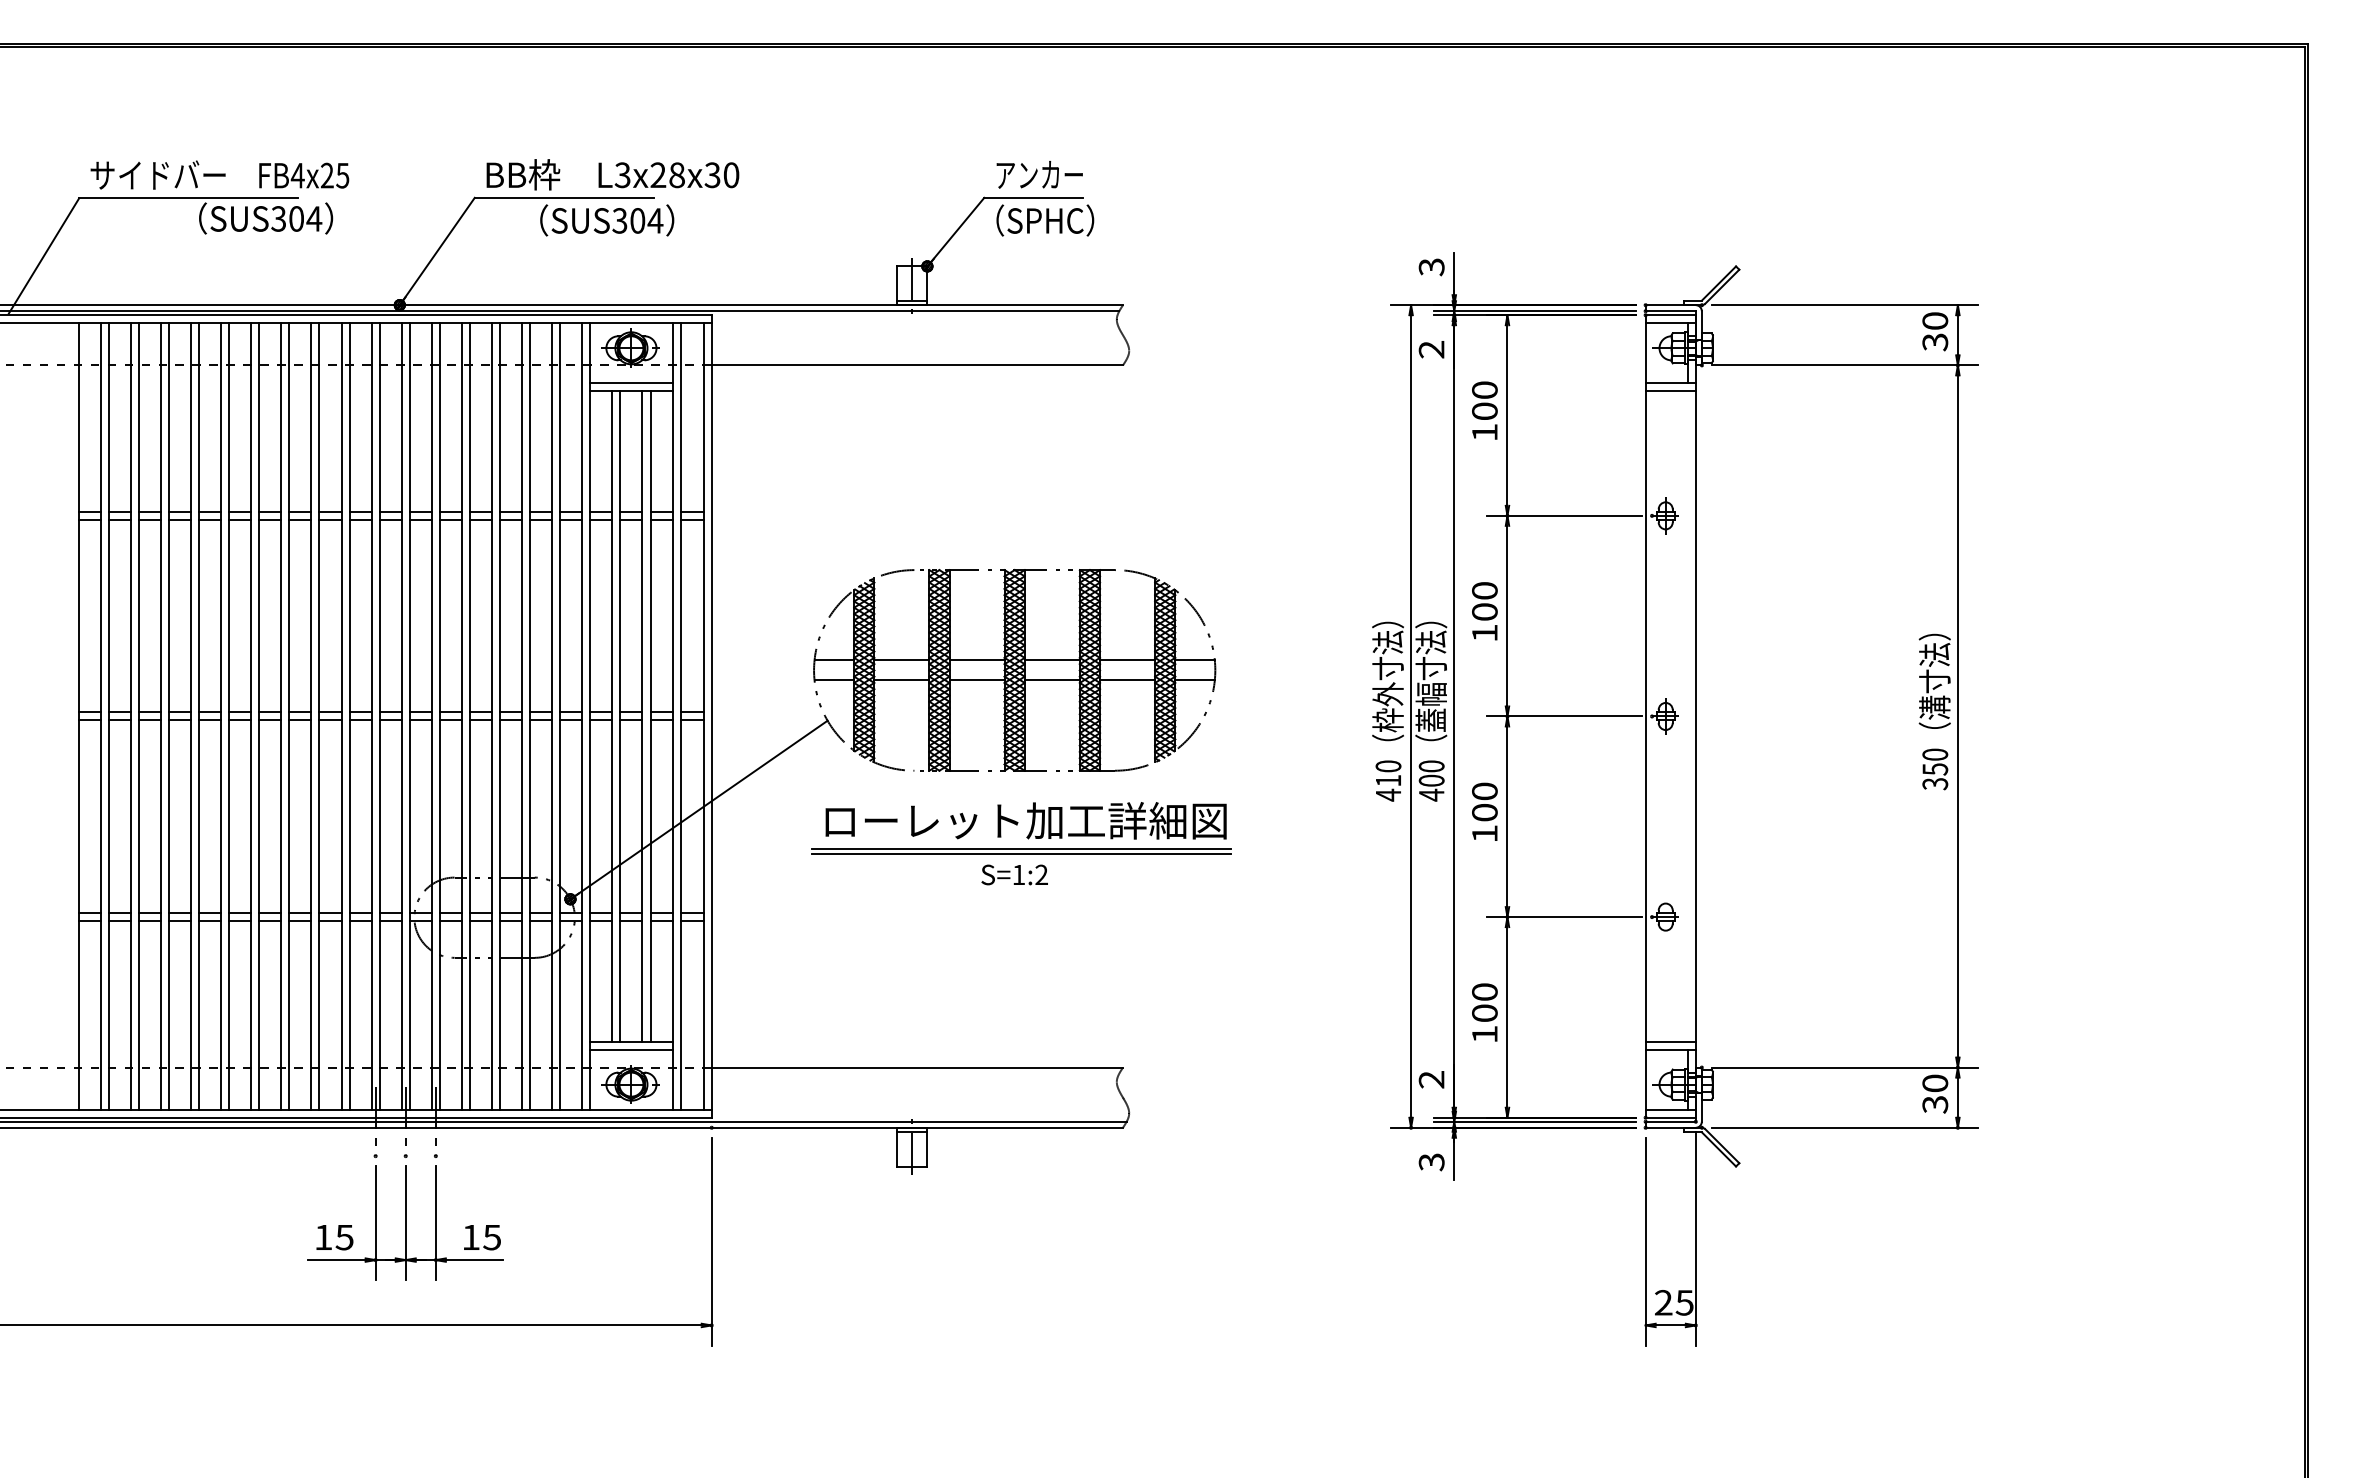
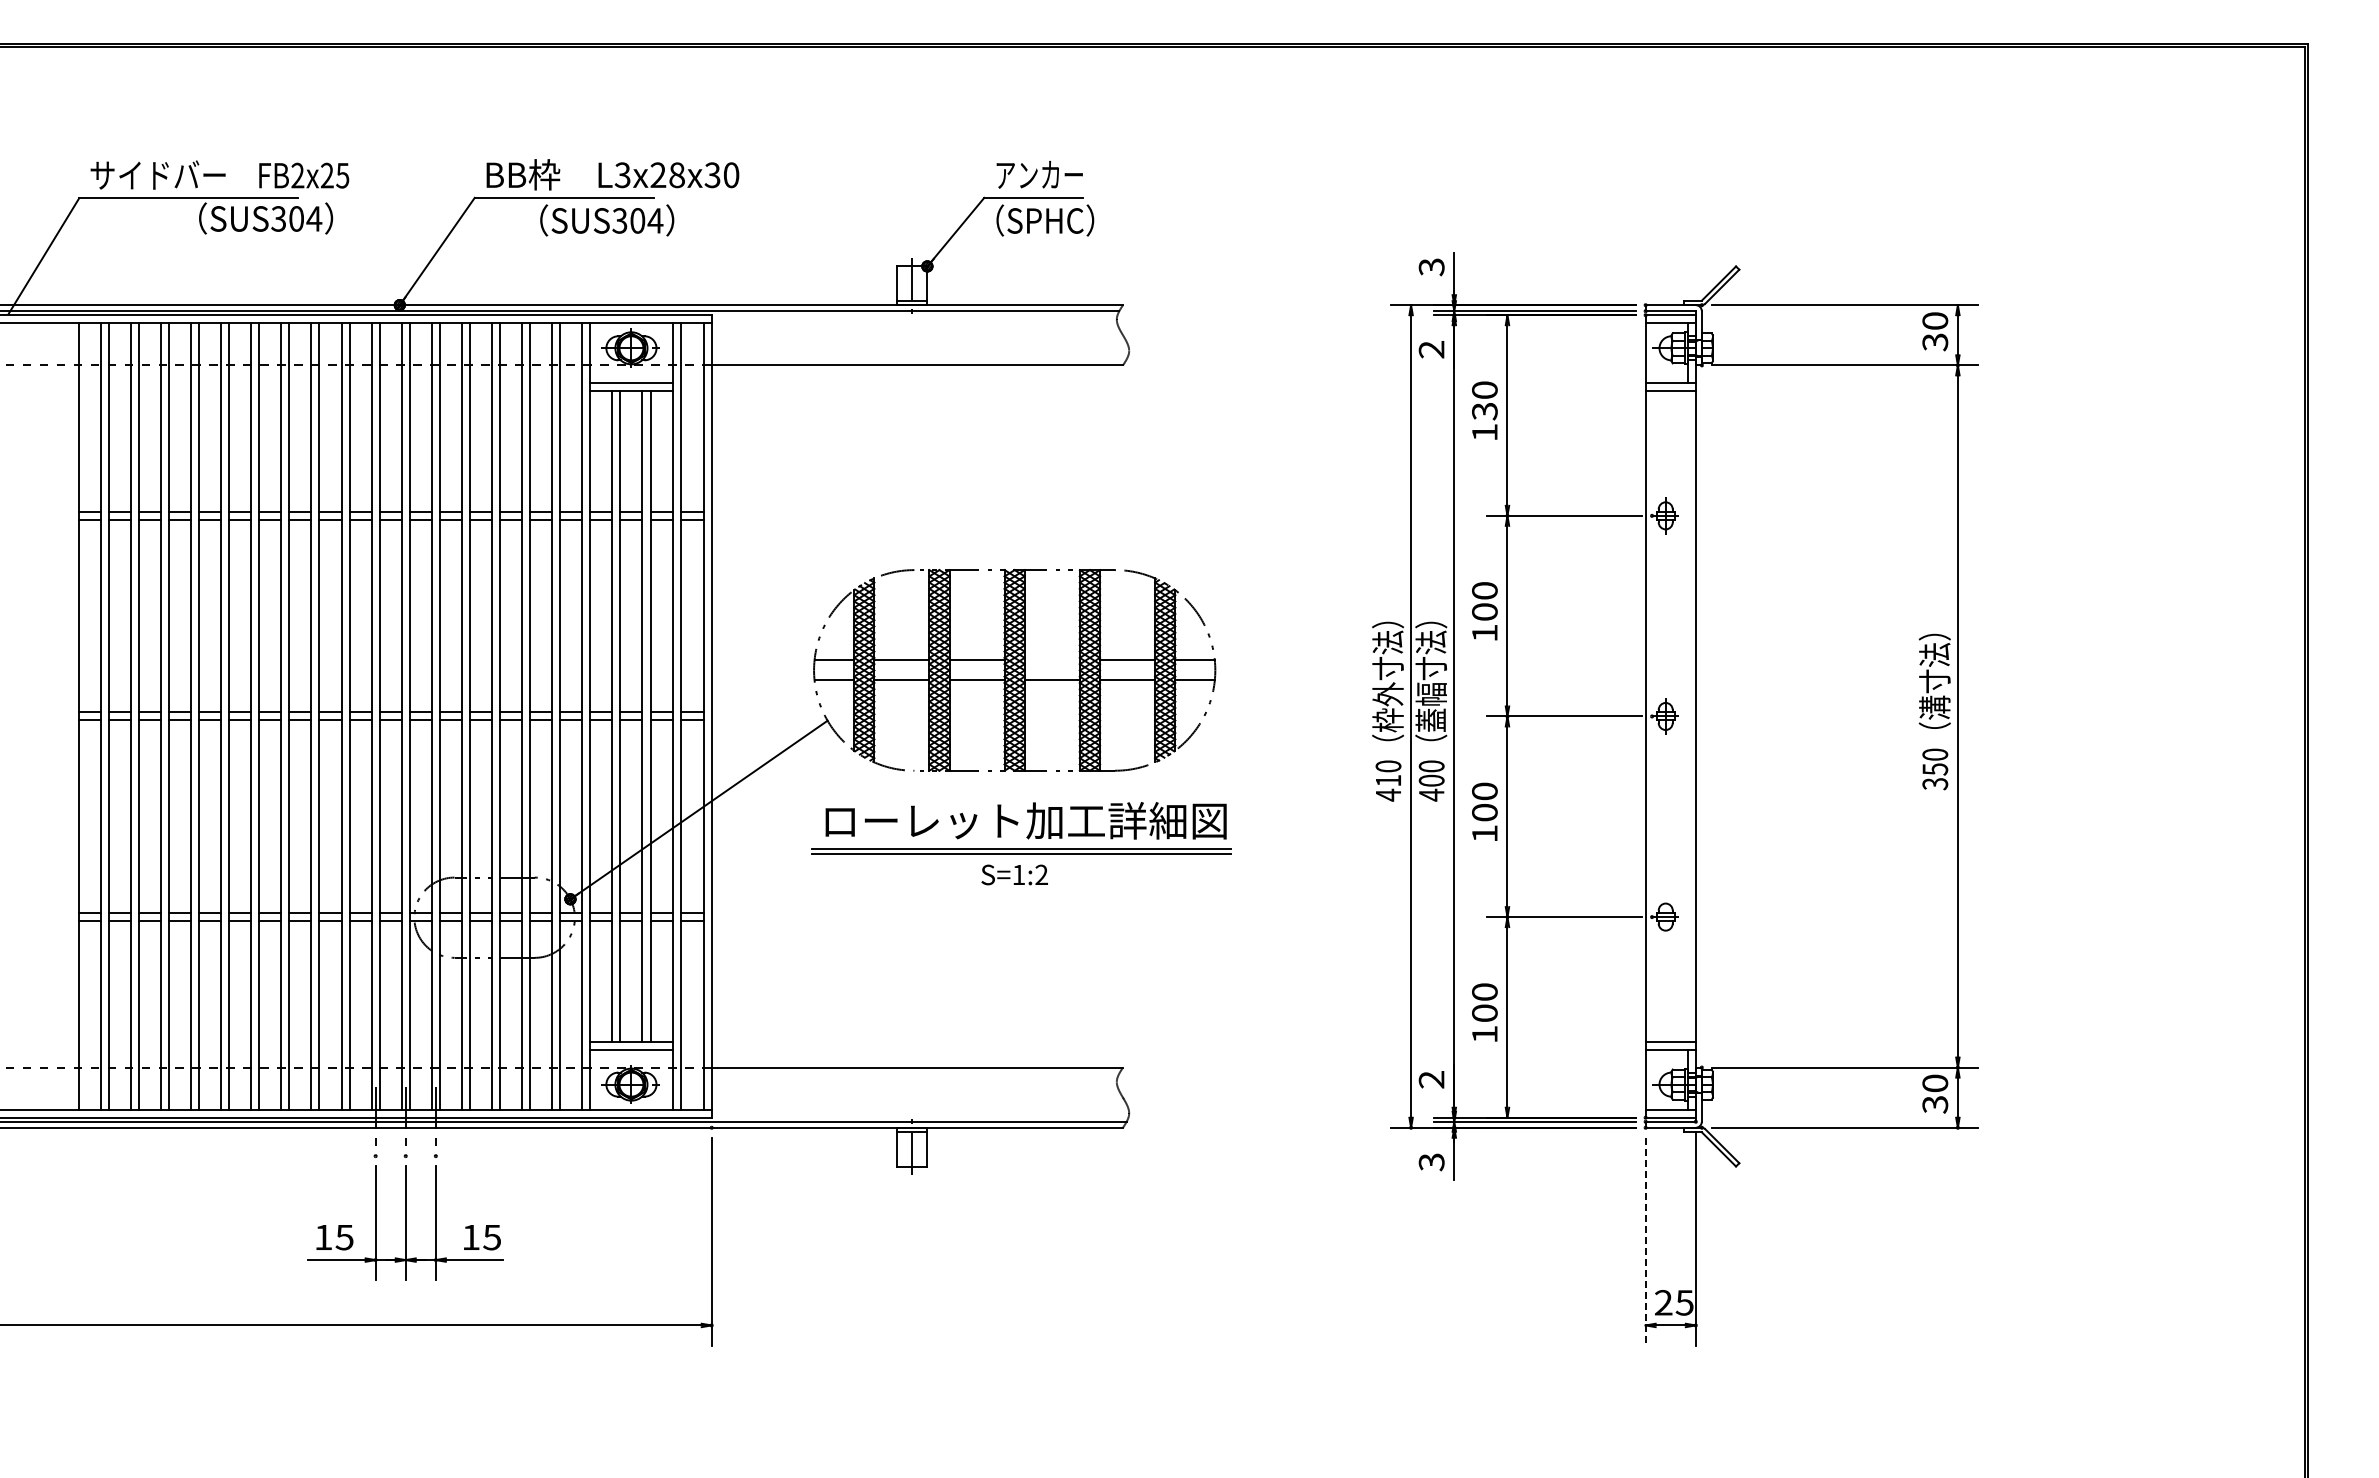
text: FB4x25 -> FB2x25 (297, 175)
text: 100 -> 130 (1484, 411)
line: present -> none (1051, 660)
line: solid -> dashed (1645, 1241)
